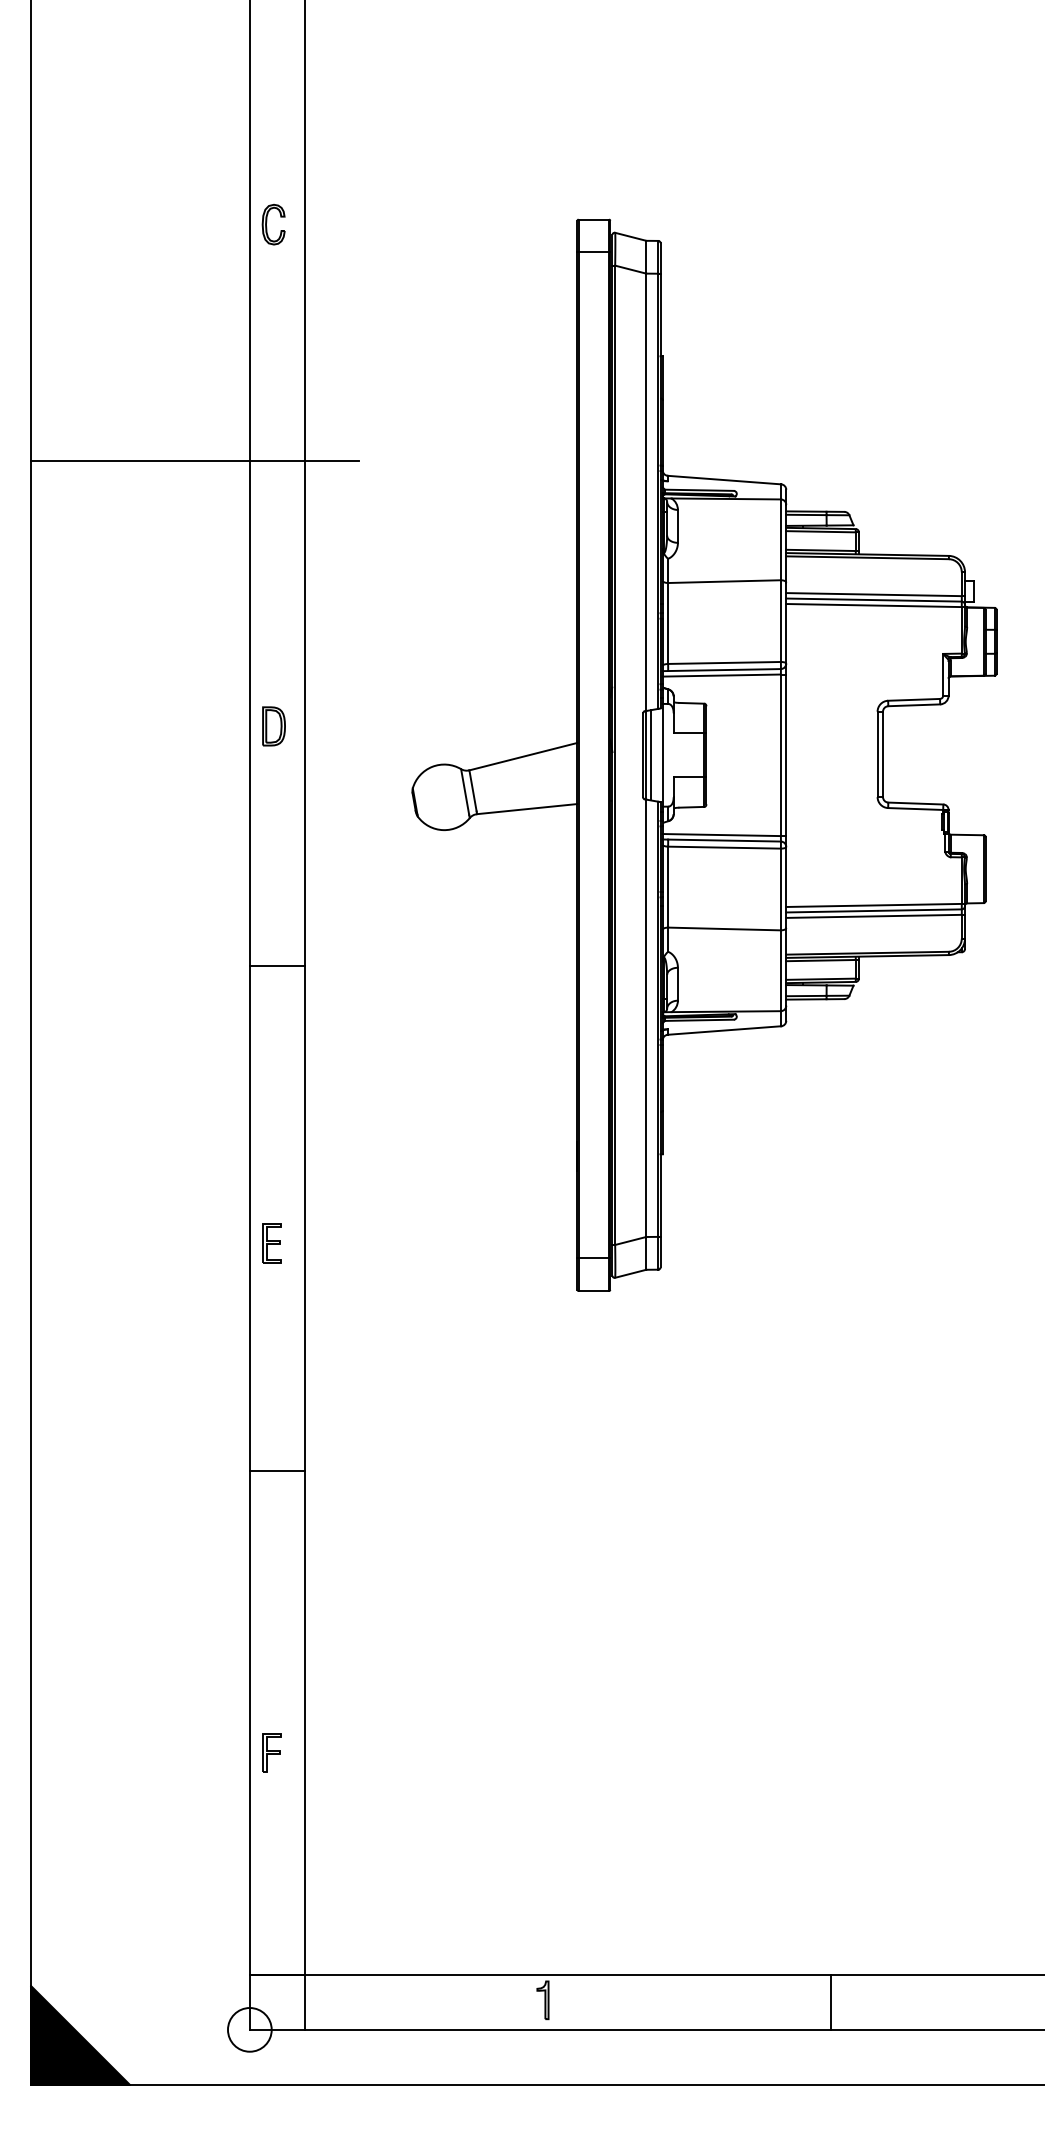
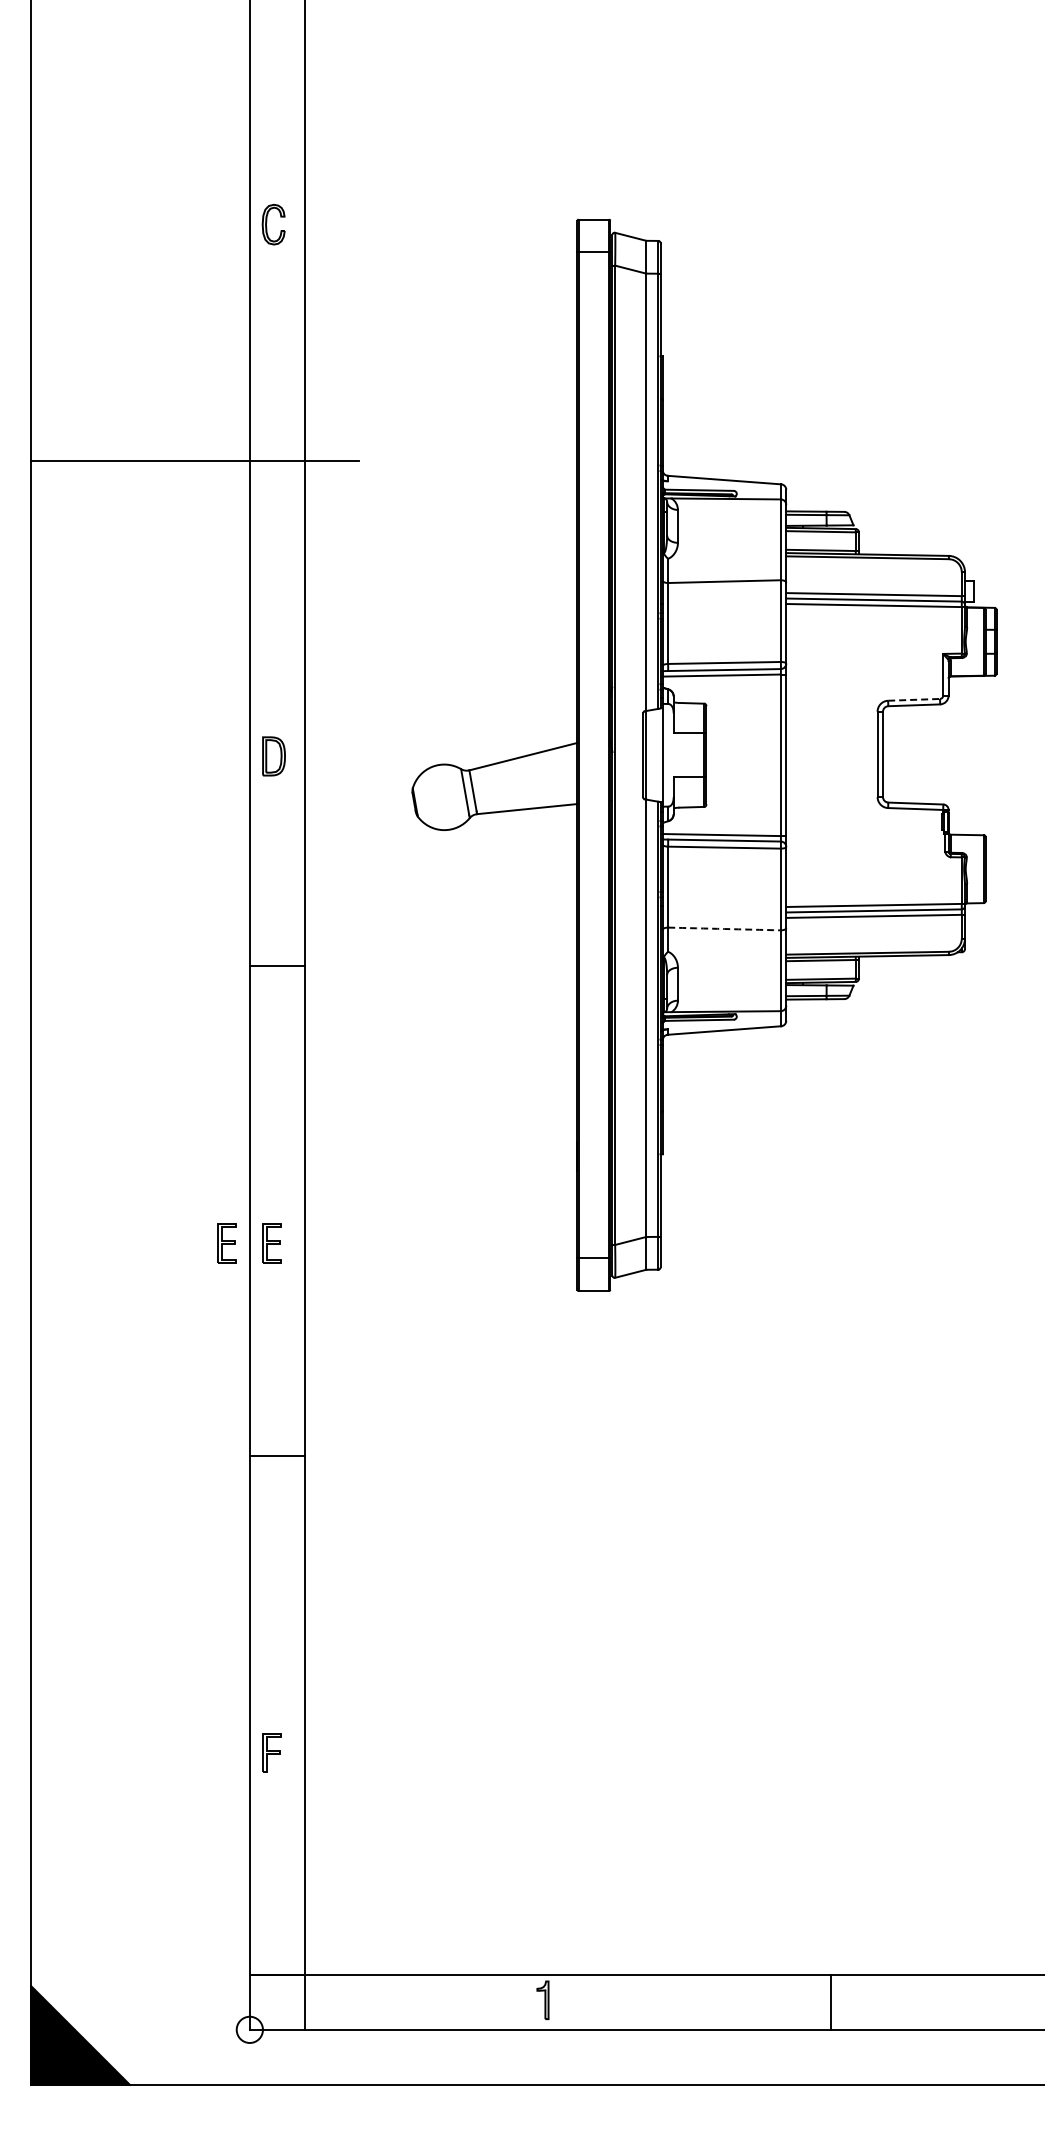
line: solid -> dashed (914, 699)
part position: (273, 726) -> (273, 756) (273, 756)
line: present -> none (651, 755)
arc: solid -> dashed (724, 929)
part: none -> present (226, 1243)
line position: (276, 1470) -> (276, 1455) (276, 1455)
circle diameter: 44 px -> 26 px (249, 2029)
